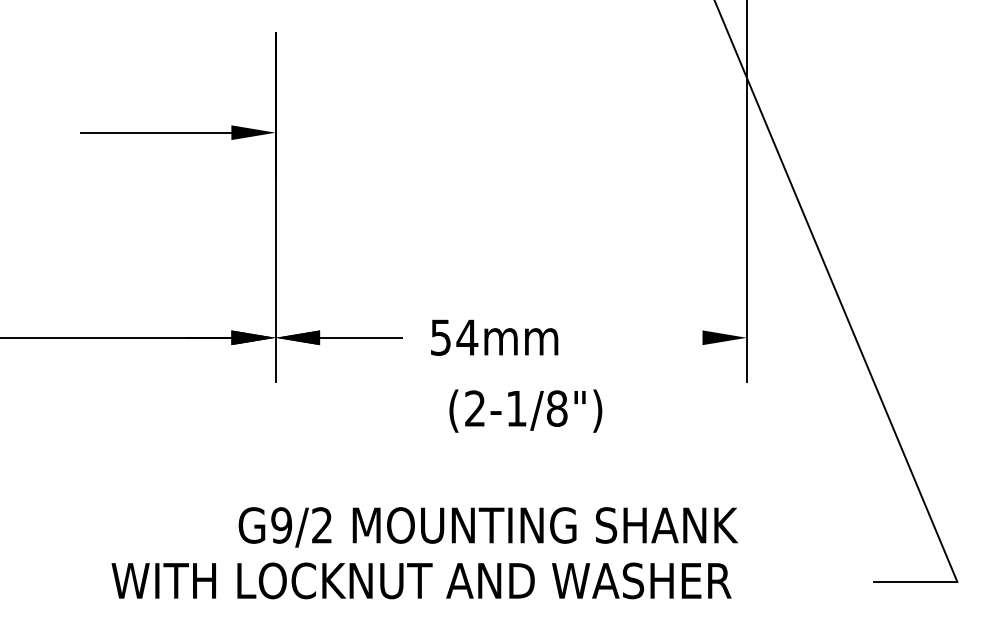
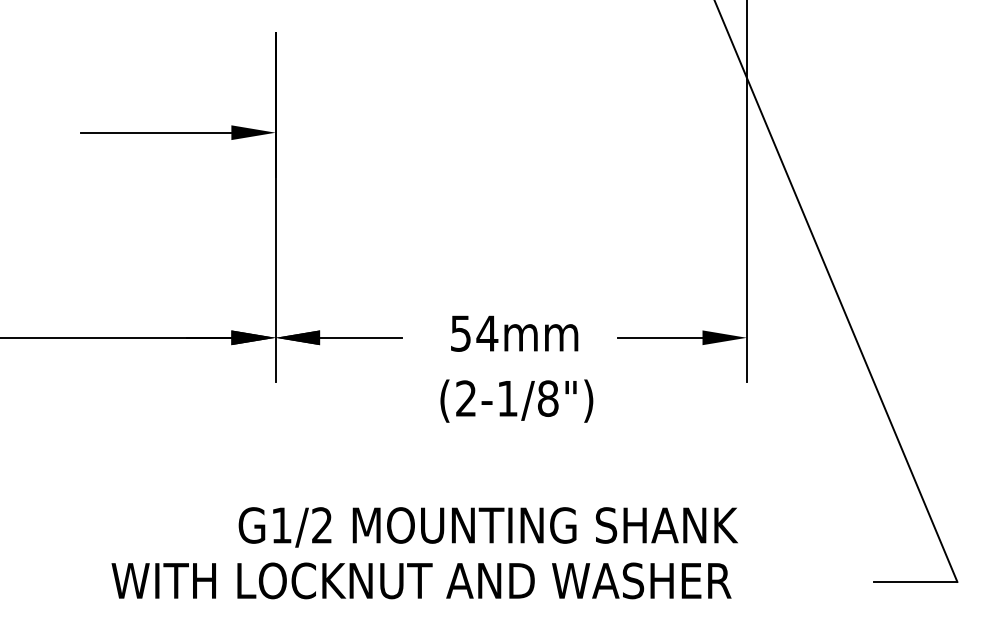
text position: (494, 337) -> (514, 333) (514, 333)
line: none -> present (659, 337)
text position: (525, 410) -> (516, 400) (516, 400)
text: G9/2 -> G1/2 (281, 525)
